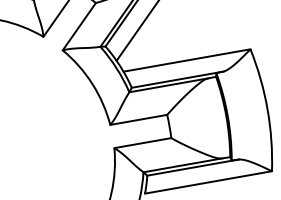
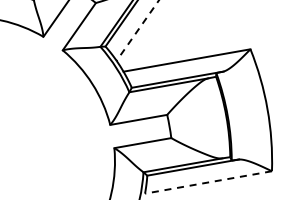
line: solid -> dashed (137, 30)
line: solid -> dashed (208, 182)
